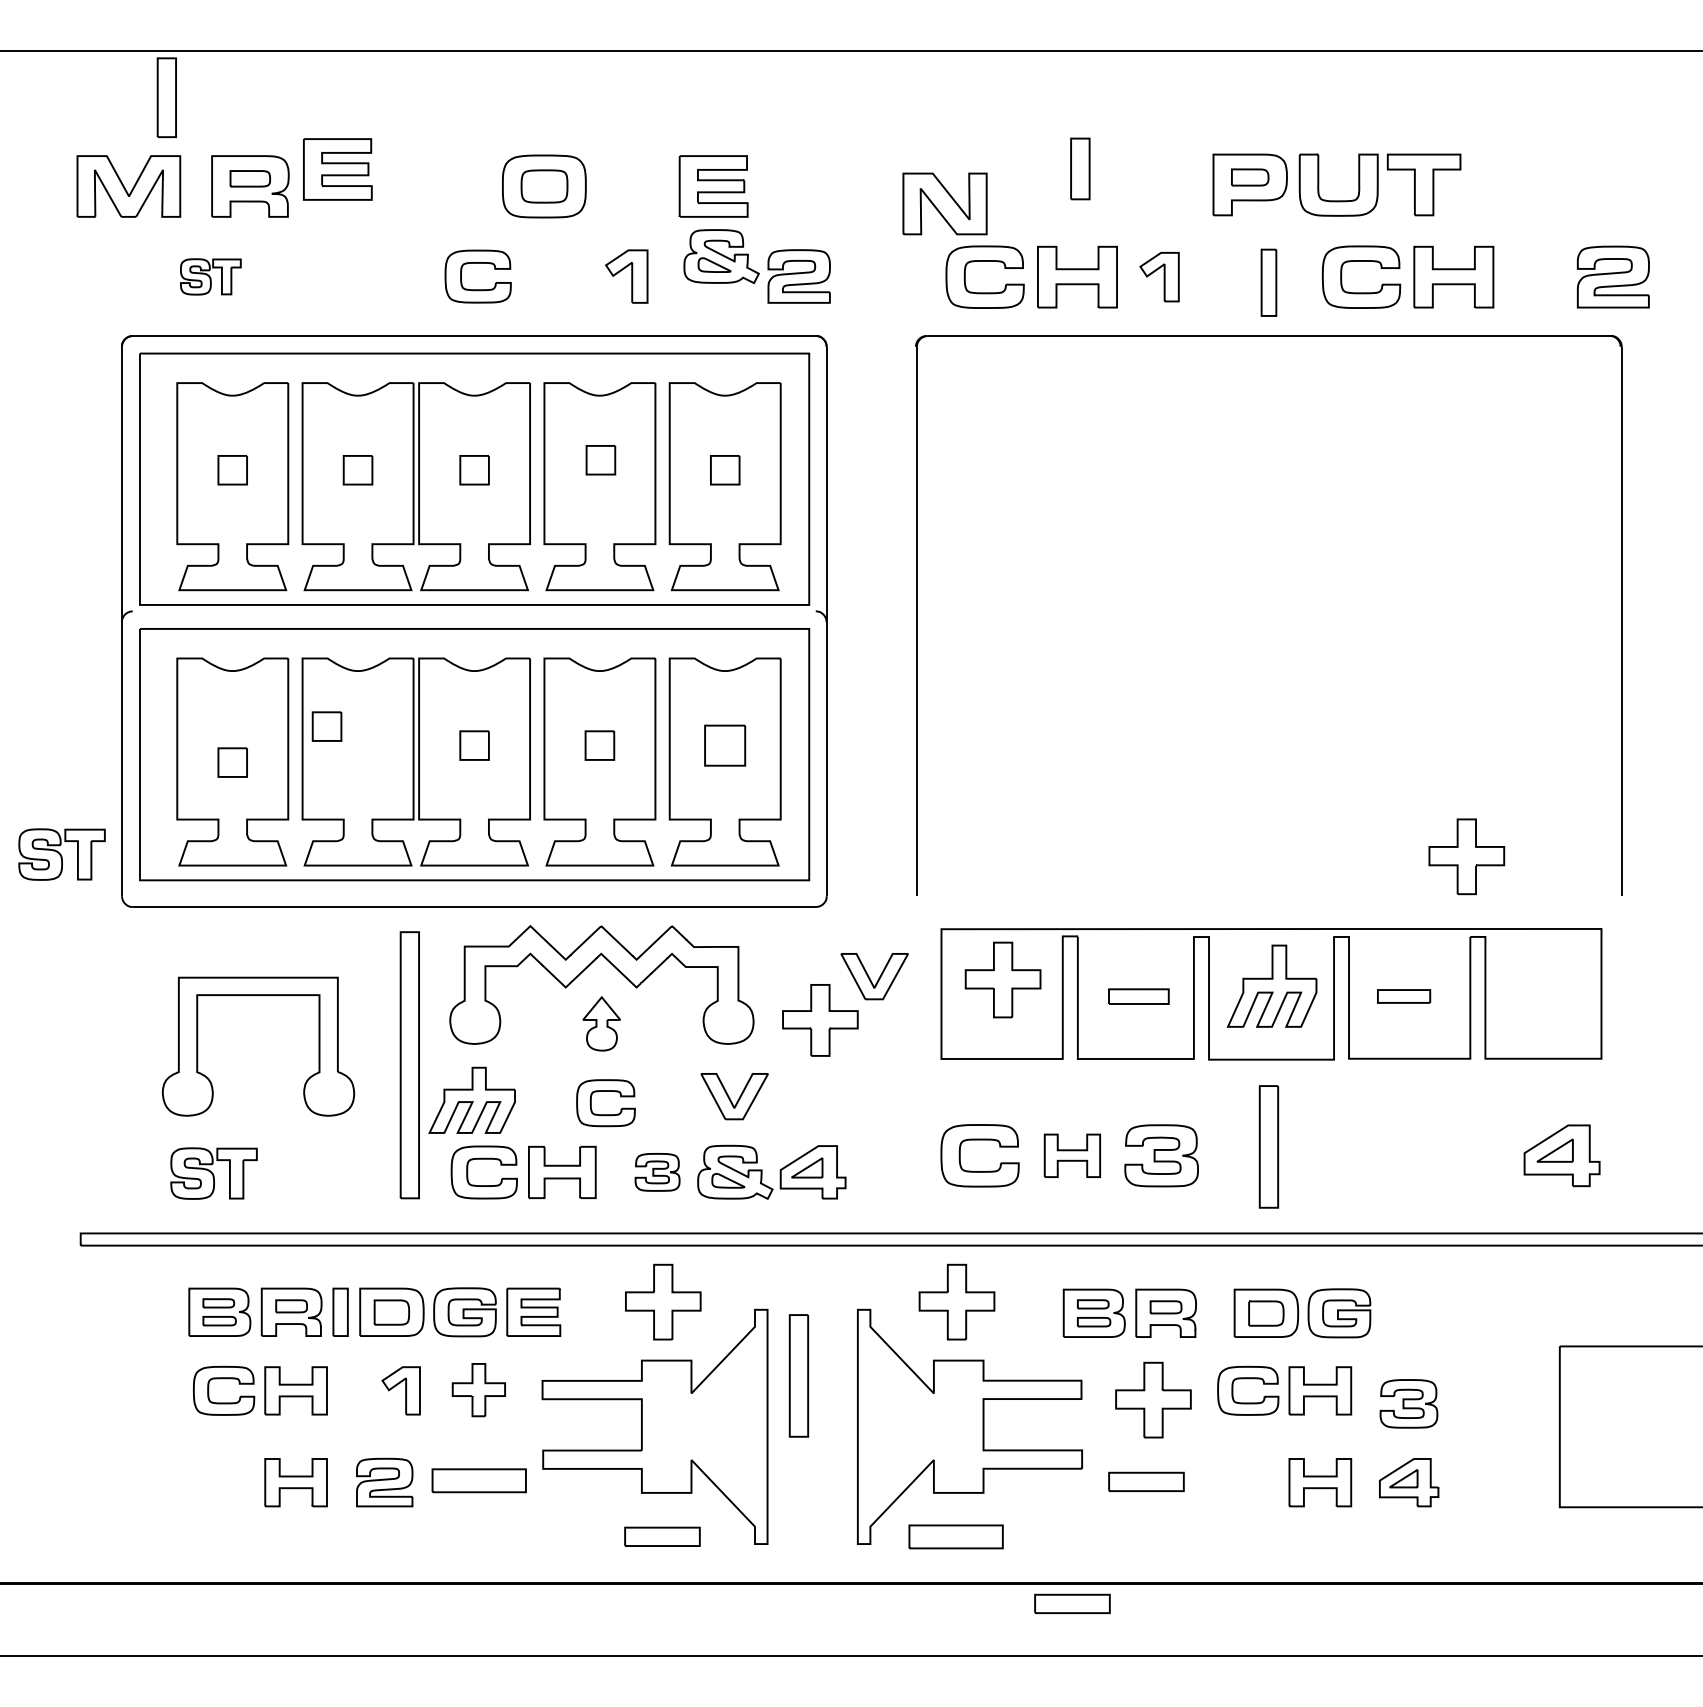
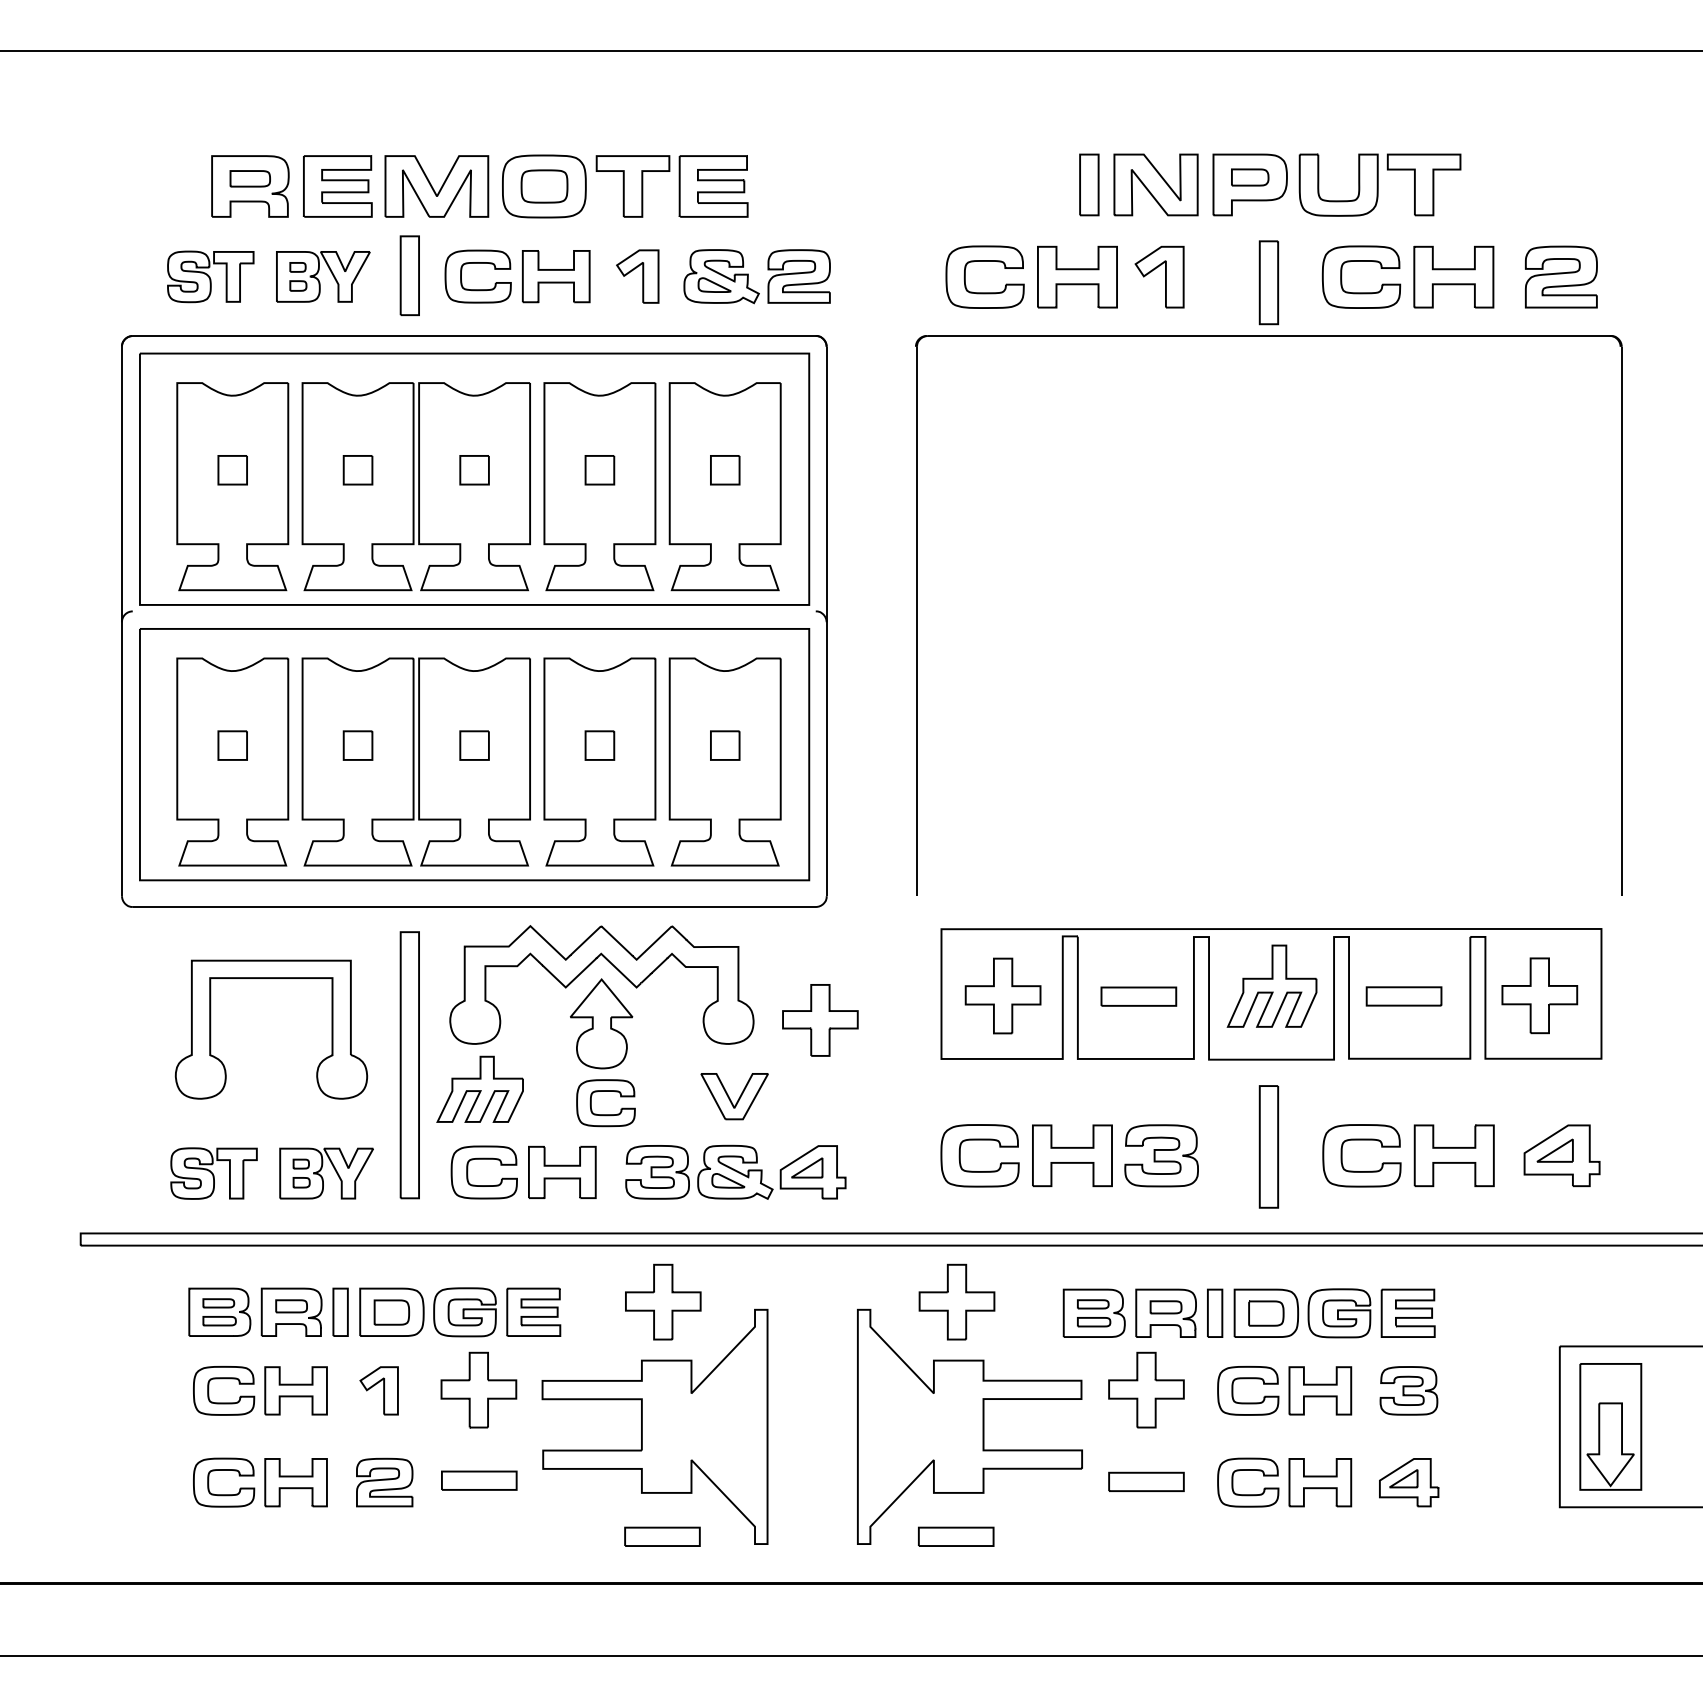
part position: (166, 97) -> (409, 275) (409, 275)
part position: (1080, 168) -> (1089, 184) (1089, 184)
part position: (337, 169) -> (337, 186) (337, 186)
part position: (128, 186) -> (436, 186) (436, 186)
part: none -> present (632, 186)
part position: (944, 203) -> (1155, 184) (1155, 184)
part position: (721, 256) -> (721, 276) (721, 276)
part size: 62x38 px -> 88x54 px (210, 276)
part: none -> present (323, 276)
part: none -> present (556, 276)
part position: (626, 276) -> (637, 276) (637, 276)
part position: (1613, 276) -> (1561, 276) (1561, 276)
part size: 41x51 px -> 51x64 px (1159, 276)
part size: 18x69 px -> 22x86 px (1268, 282)
part position: (600, 460) -> (599, 470) (599, 470)
part position: (326, 726) -> (357, 745) (357, 745)
part size: 43x43 px -> 31x31 px (725, 745)
part position: (232, 762) -> (232, 745) (232, 745)
part: present -> none (61, 854)
part position: (1466, 856) -> (1539, 995) (1539, 995)
part: present -> none (874, 976)
part position: (1002, 979) -> (1002, 995) (1002, 995)
part position: (258, 995) -> (271, 978) (271, 978)
part size: 62x17 px -> 78x21 px (1138, 996)
part size: 55x15 px -> 78x21 px (1403, 996)
part size: 39x56 px -> 64x92 px (601, 1023)
part position: (471, 1099) -> (479, 1088) (479, 1088)
part: none -> present (1361, 1140)
part size: 58x45 px -> 81x64 px (1072, 1155)
part: none -> present (1453, 1155)
part size: 47x39 px -> 65x55 px (657, 1172)
part: none -> present (326, 1173)
part: none -> present (1215, 1312)
part: none -> present (1407, 1312)
part: present -> none (798, 1375)
part position: (400, 1390) -> (378, 1390) (378, 1390)
part size: 55x55 px -> 78x78 px (478, 1389)
part position: (1153, 1399) -> (1146, 1389) (1146, 1389)
part position: (1408, 1403) -> (1408, 1390) (1408, 1390)
part: none -> present (1610, 1426)
part: none -> present (224, 1470)
part: none -> present (1248, 1470)
part size: 96x26 px -> 77x21 px (479, 1480)
part size: 96x26 px -> 77x21 px (956, 1536)
part: present -> none (1072, 1603)
